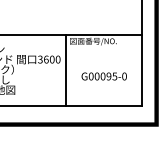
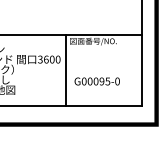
text position: (103, 76) -> (96, 81) (96, 81)
